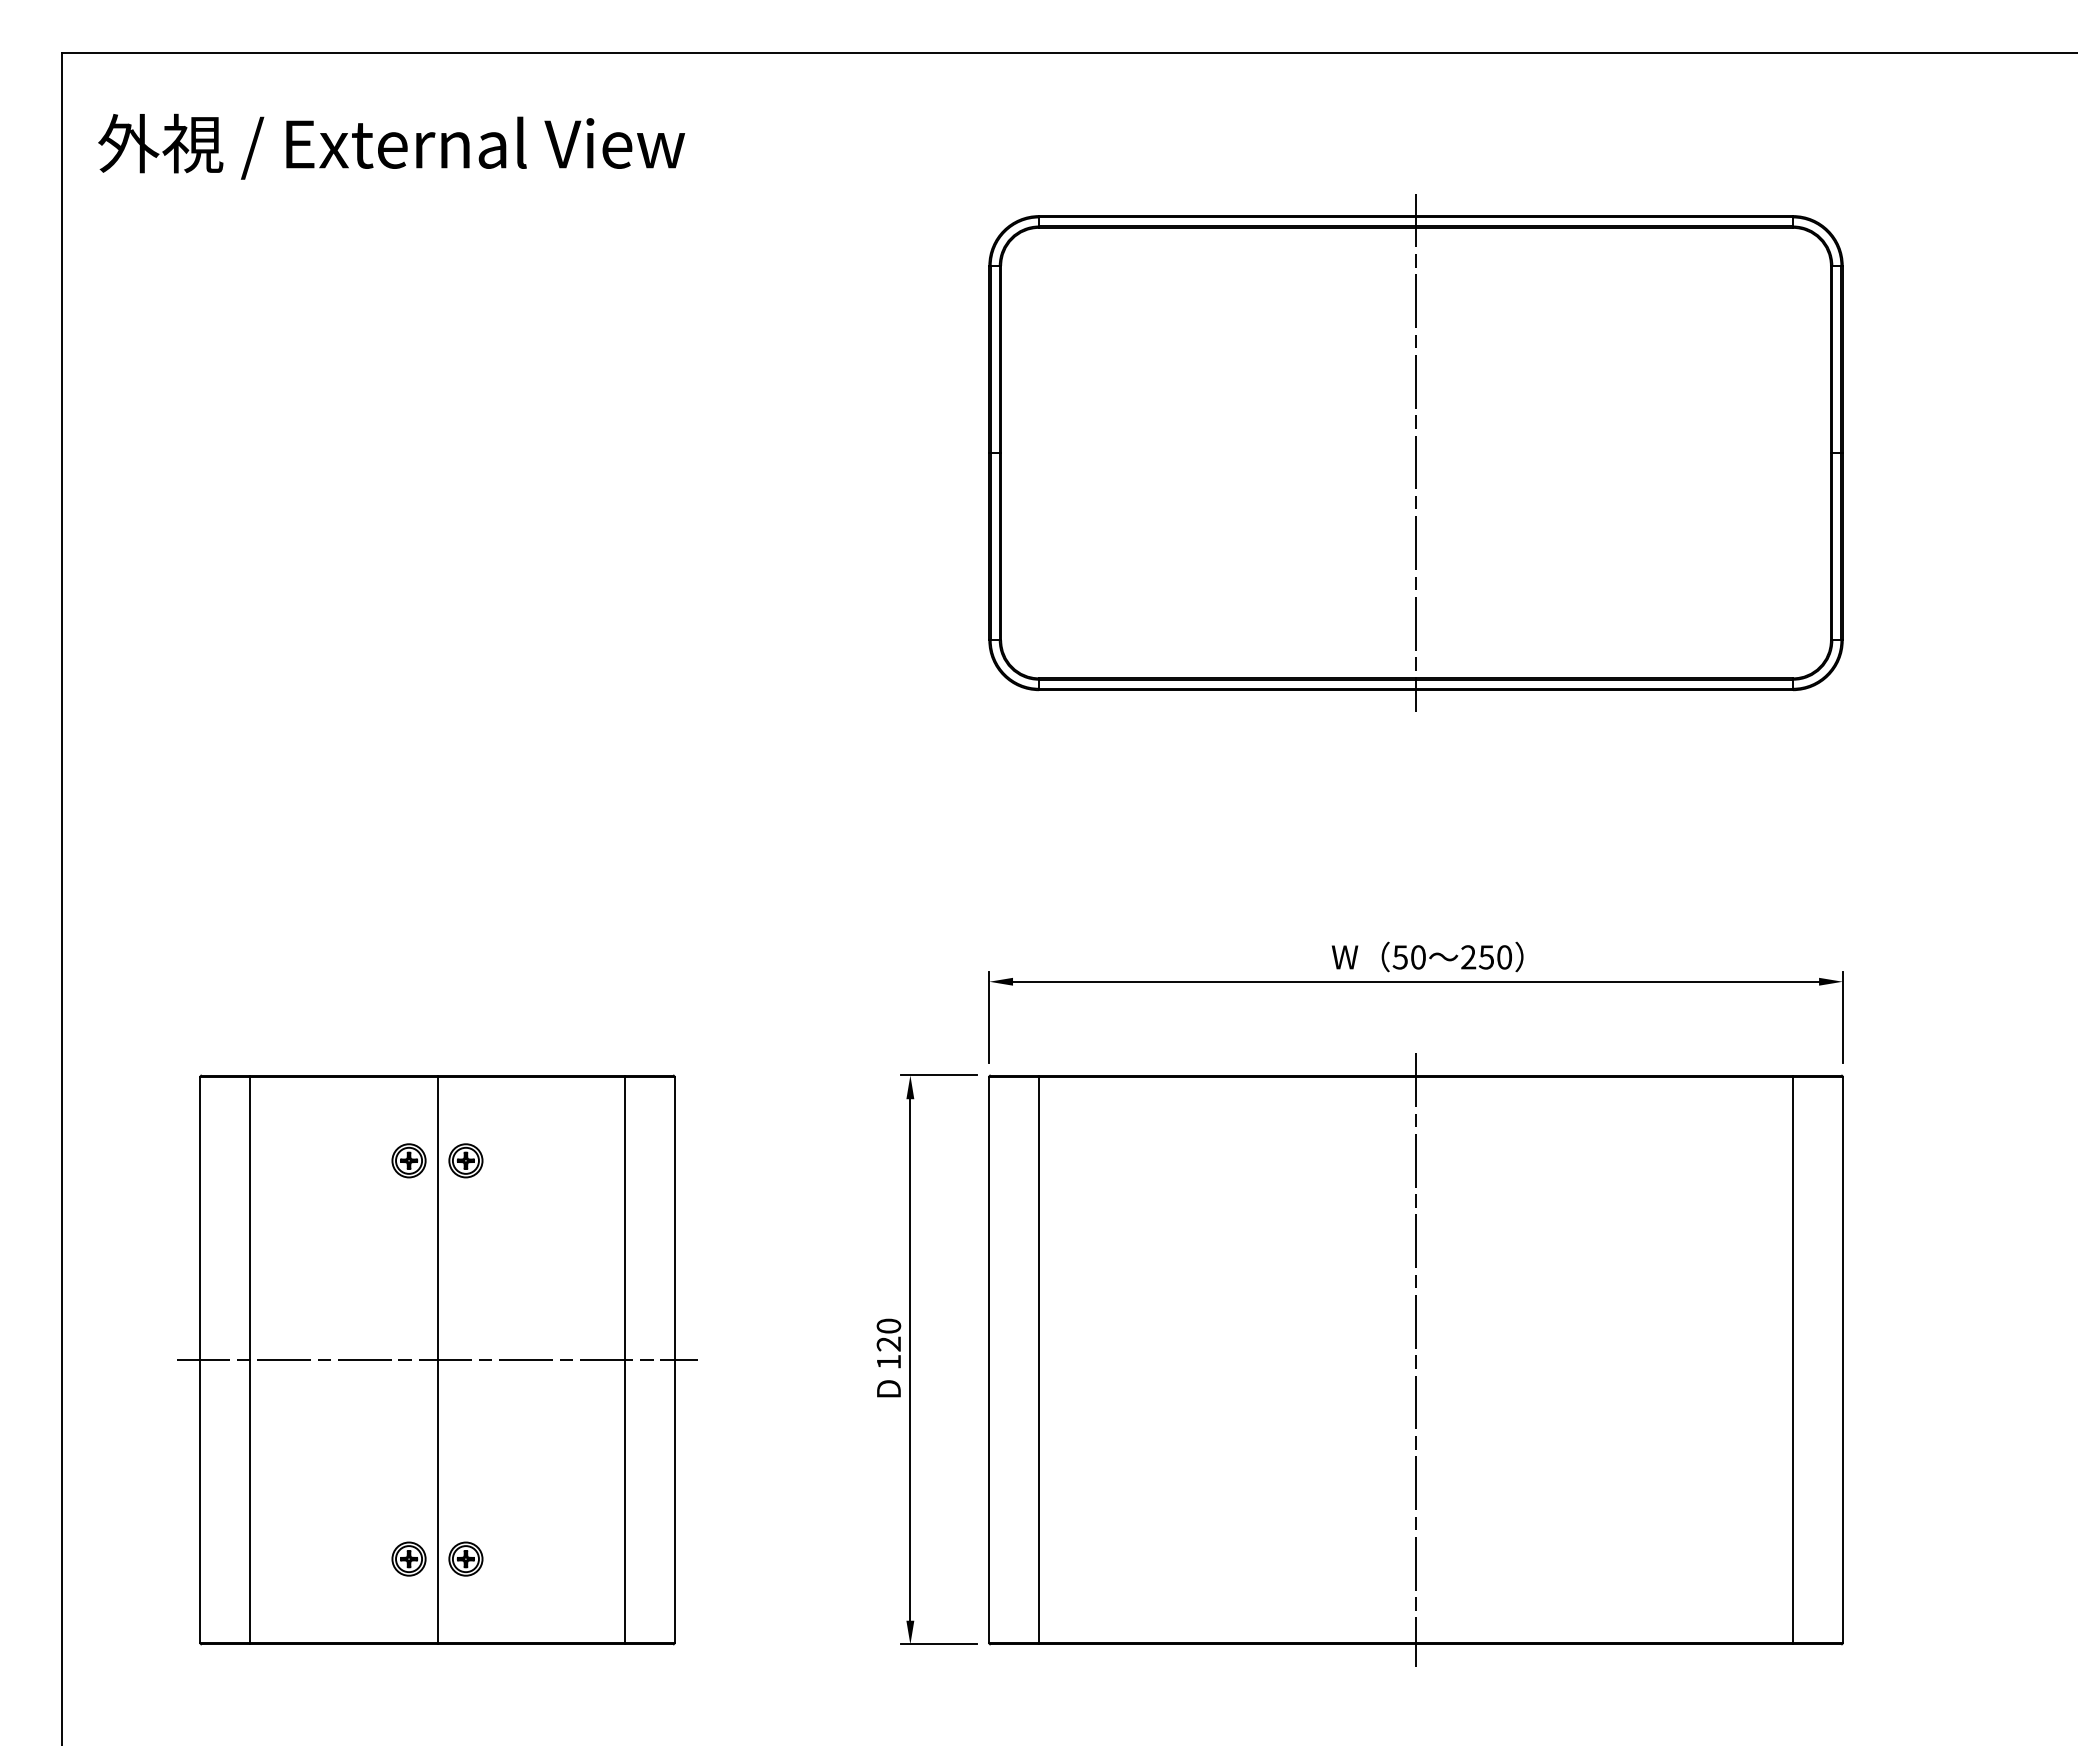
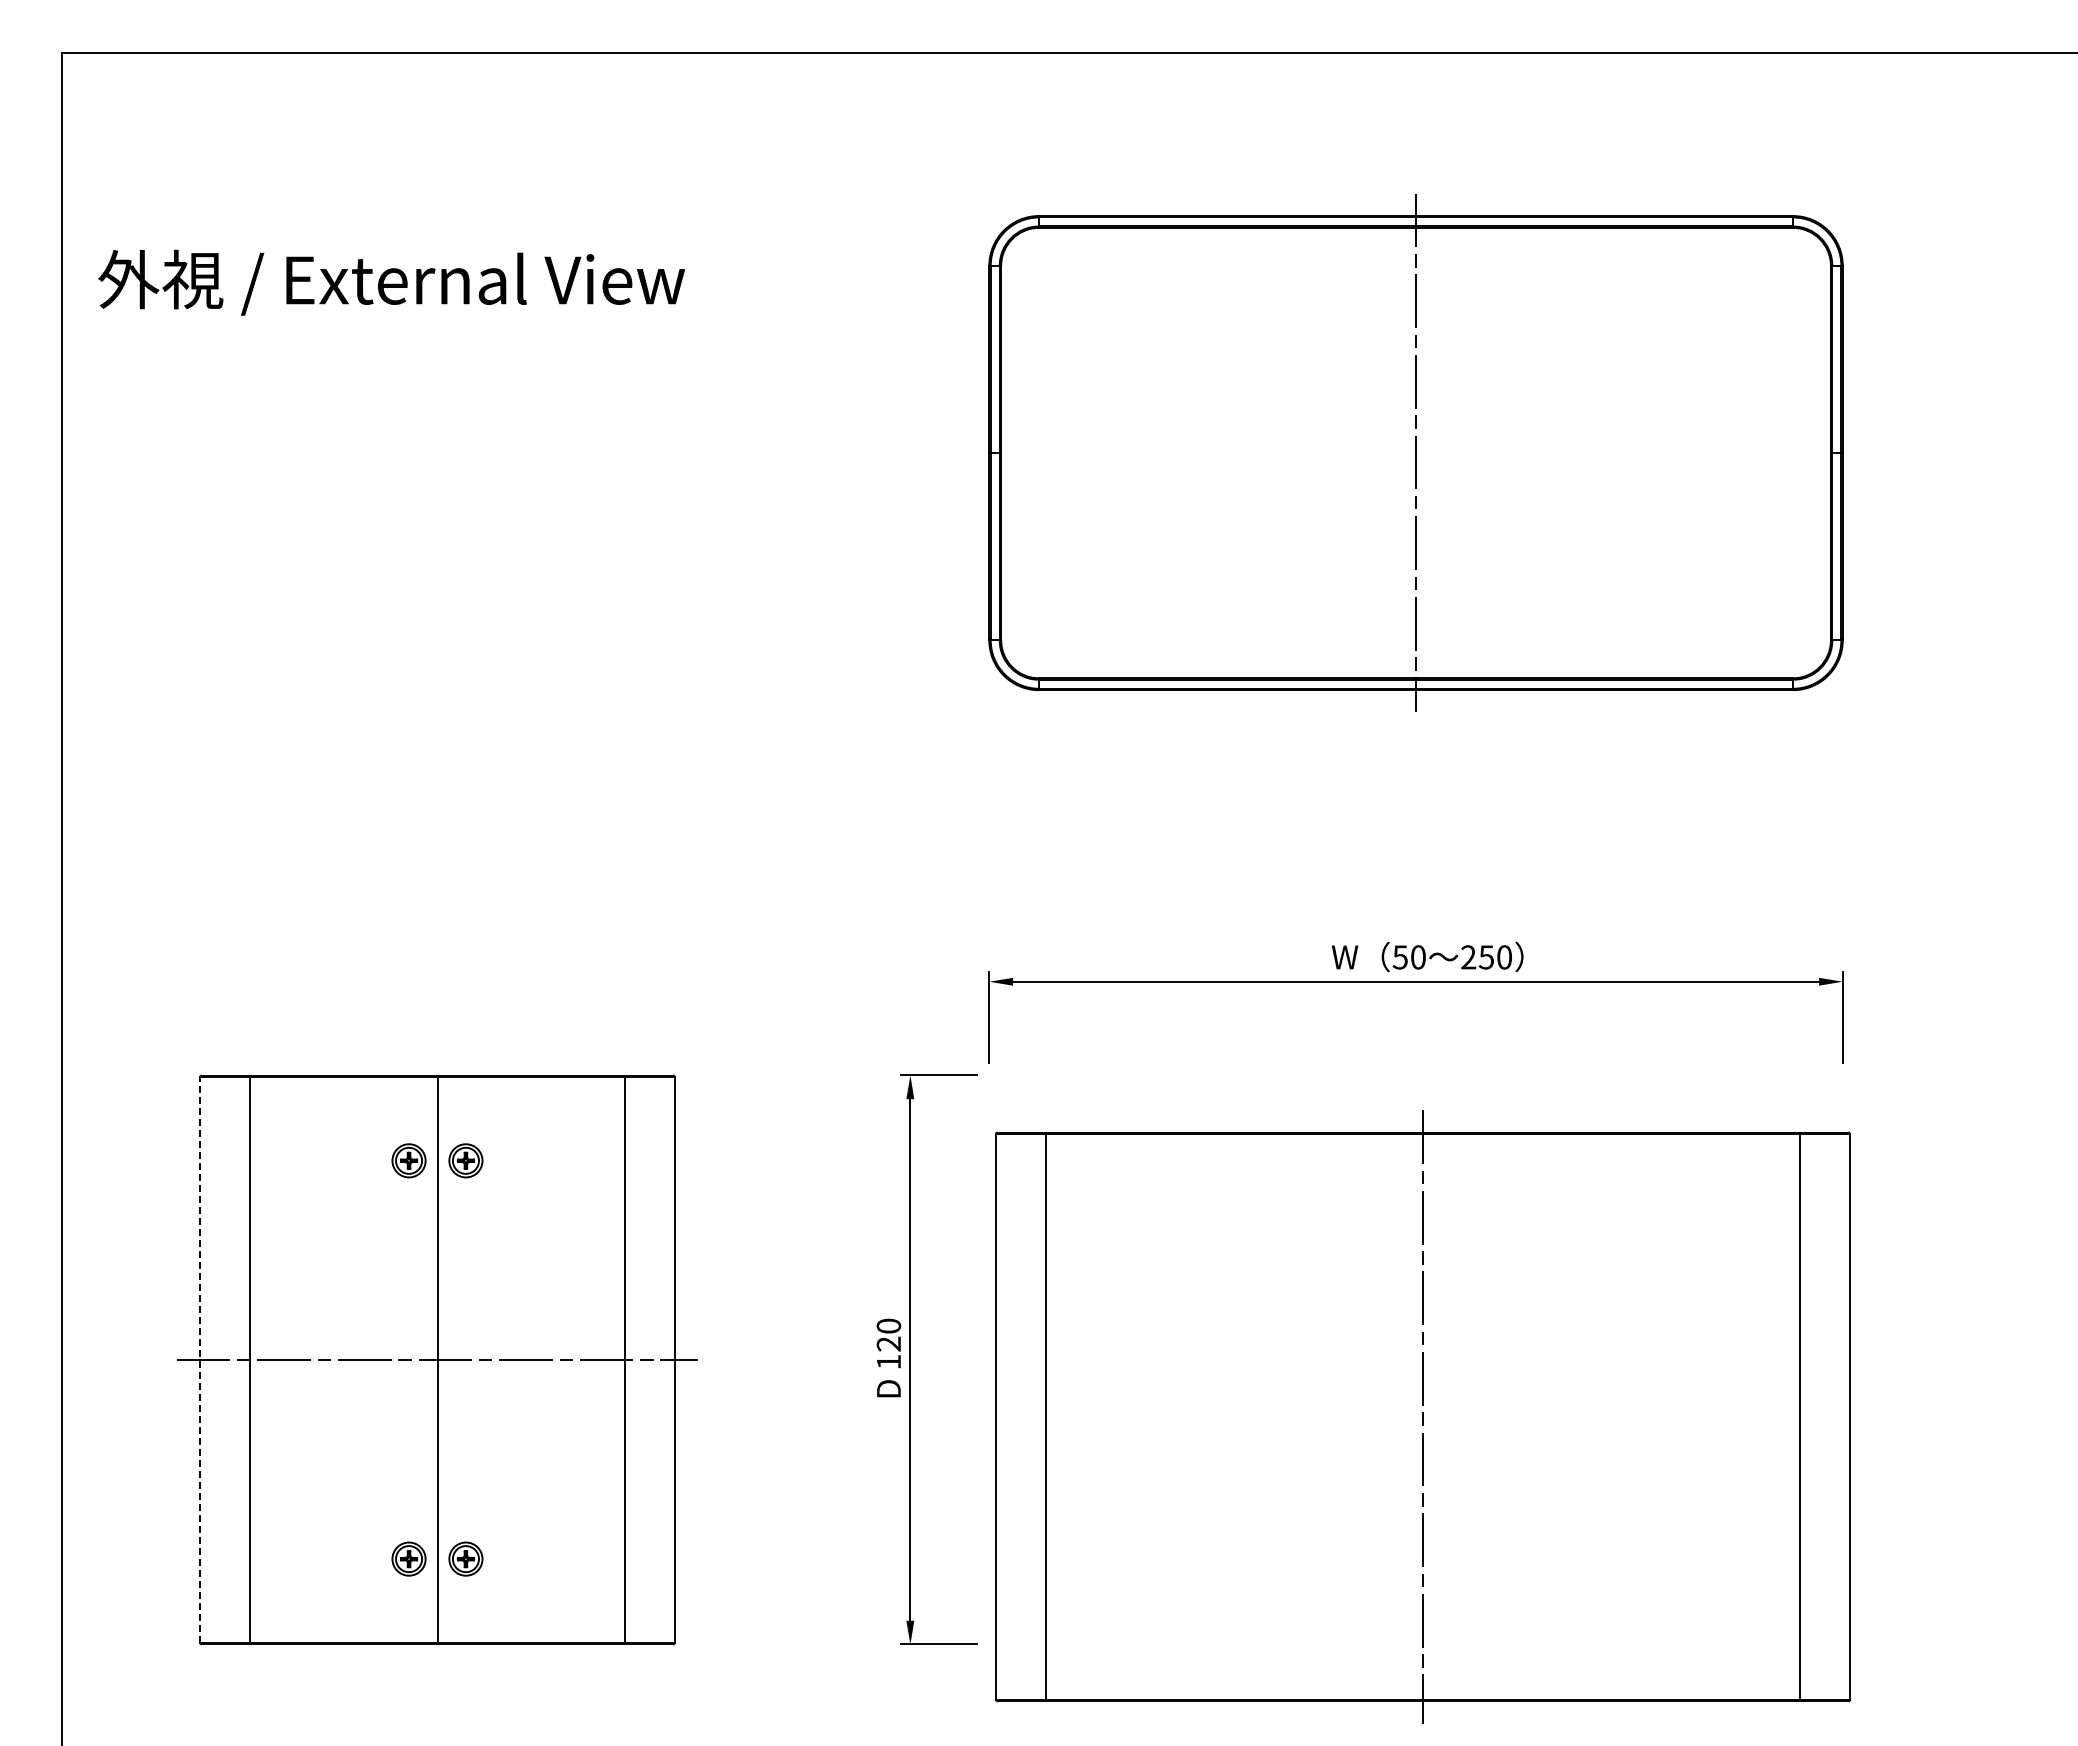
text position: (391, 146) -> (391, 282) (391, 282)
line: solid -> dashed (200, 1359)
part position: (1415, 1359) -> (1422, 1416) (1422, 1416)
